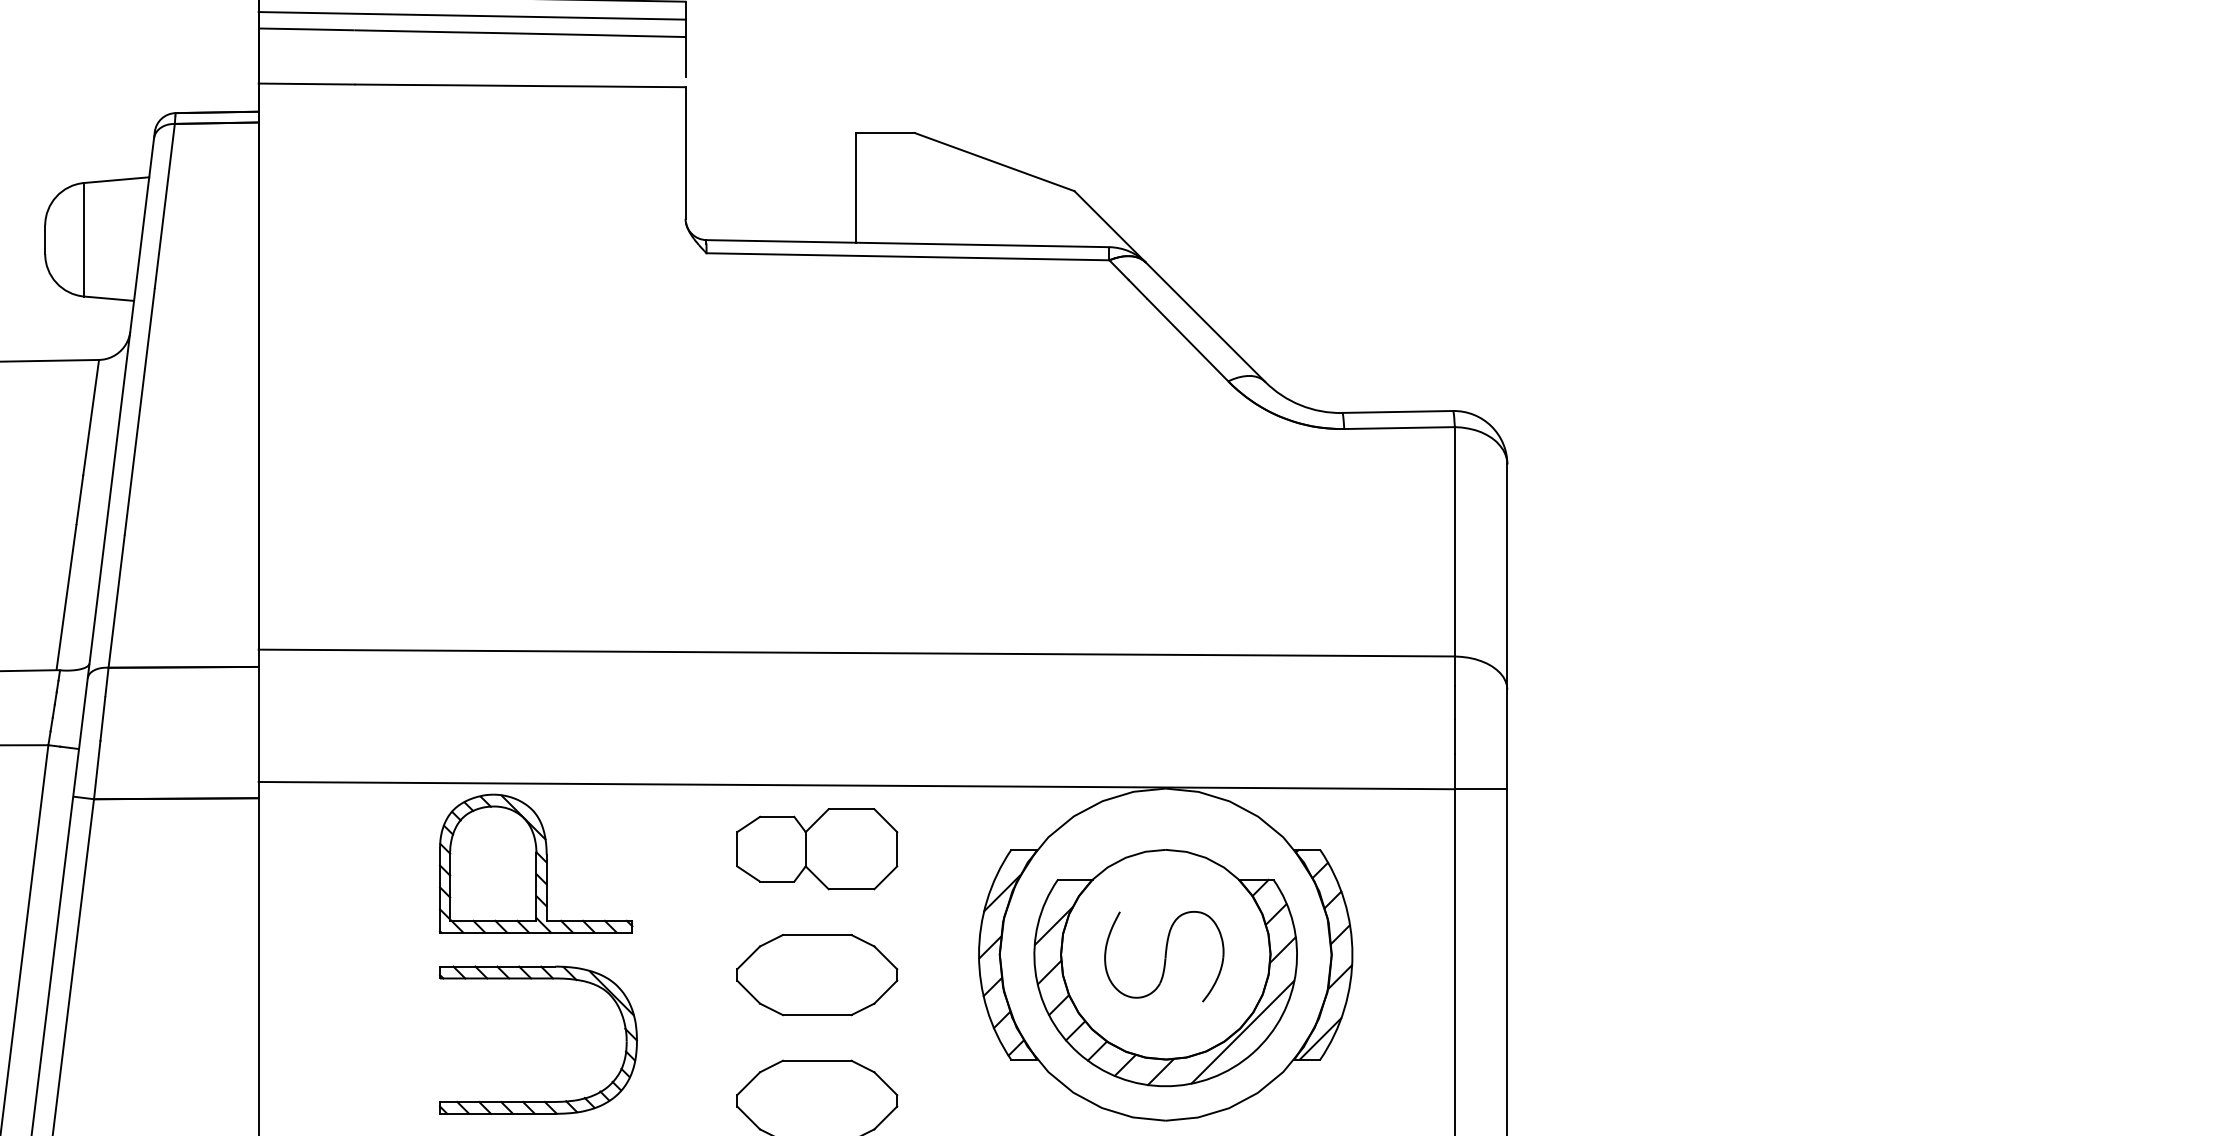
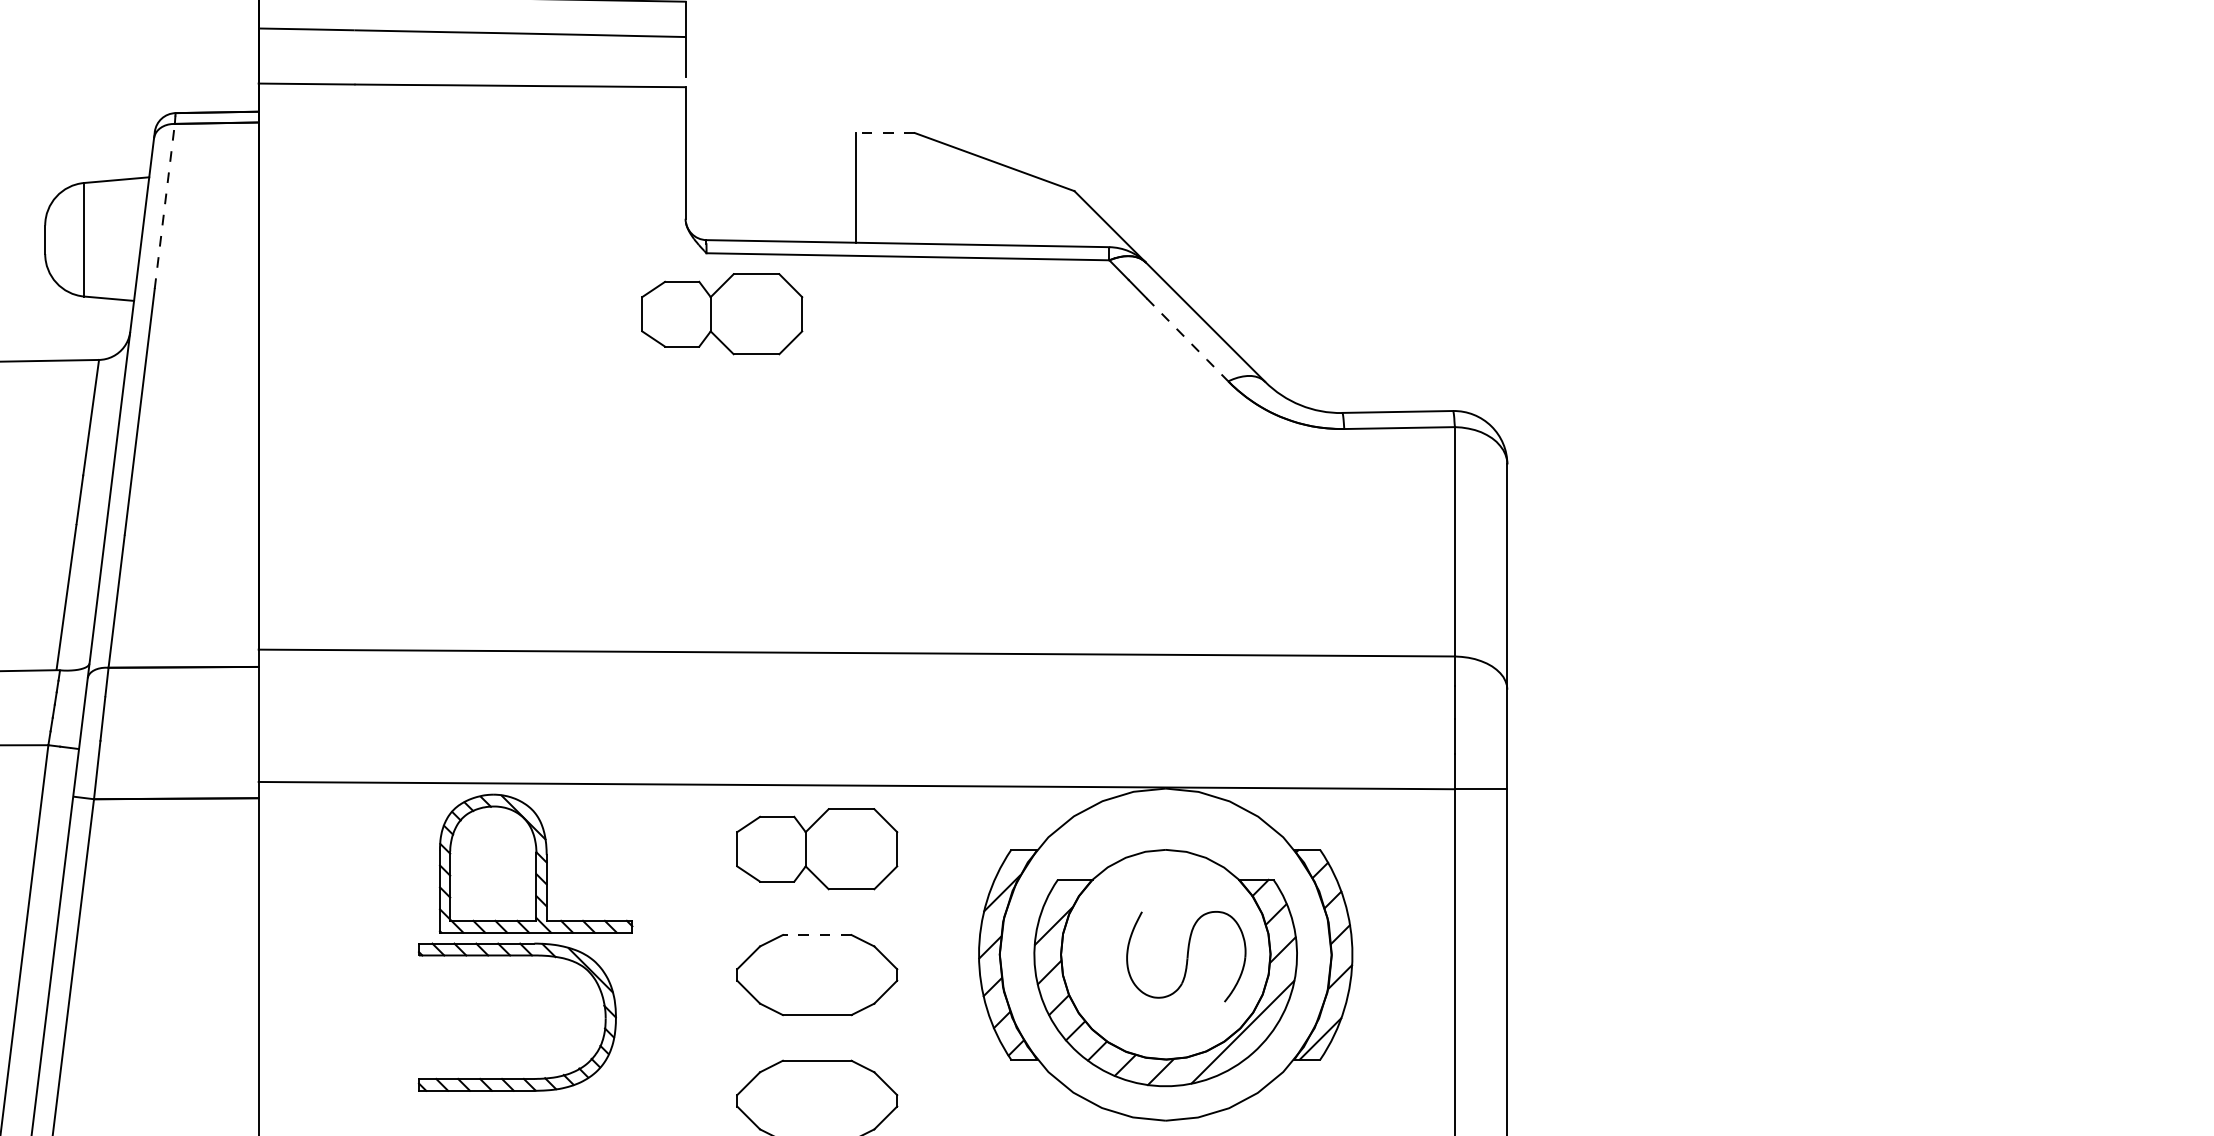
line: present -> none (471, 15)
line: solid -> dashed (885, 133)
line: solid -> dashed (164, 206)
part: none -> present (722, 314)
line: solid -> dashed (1188, 340)
line: solid -> dashed (816, 935)
part position: (1164, 956) -> (1186, 956) (1186, 956)
part position: (537, 979) -> (516, 956) (516, 956)
